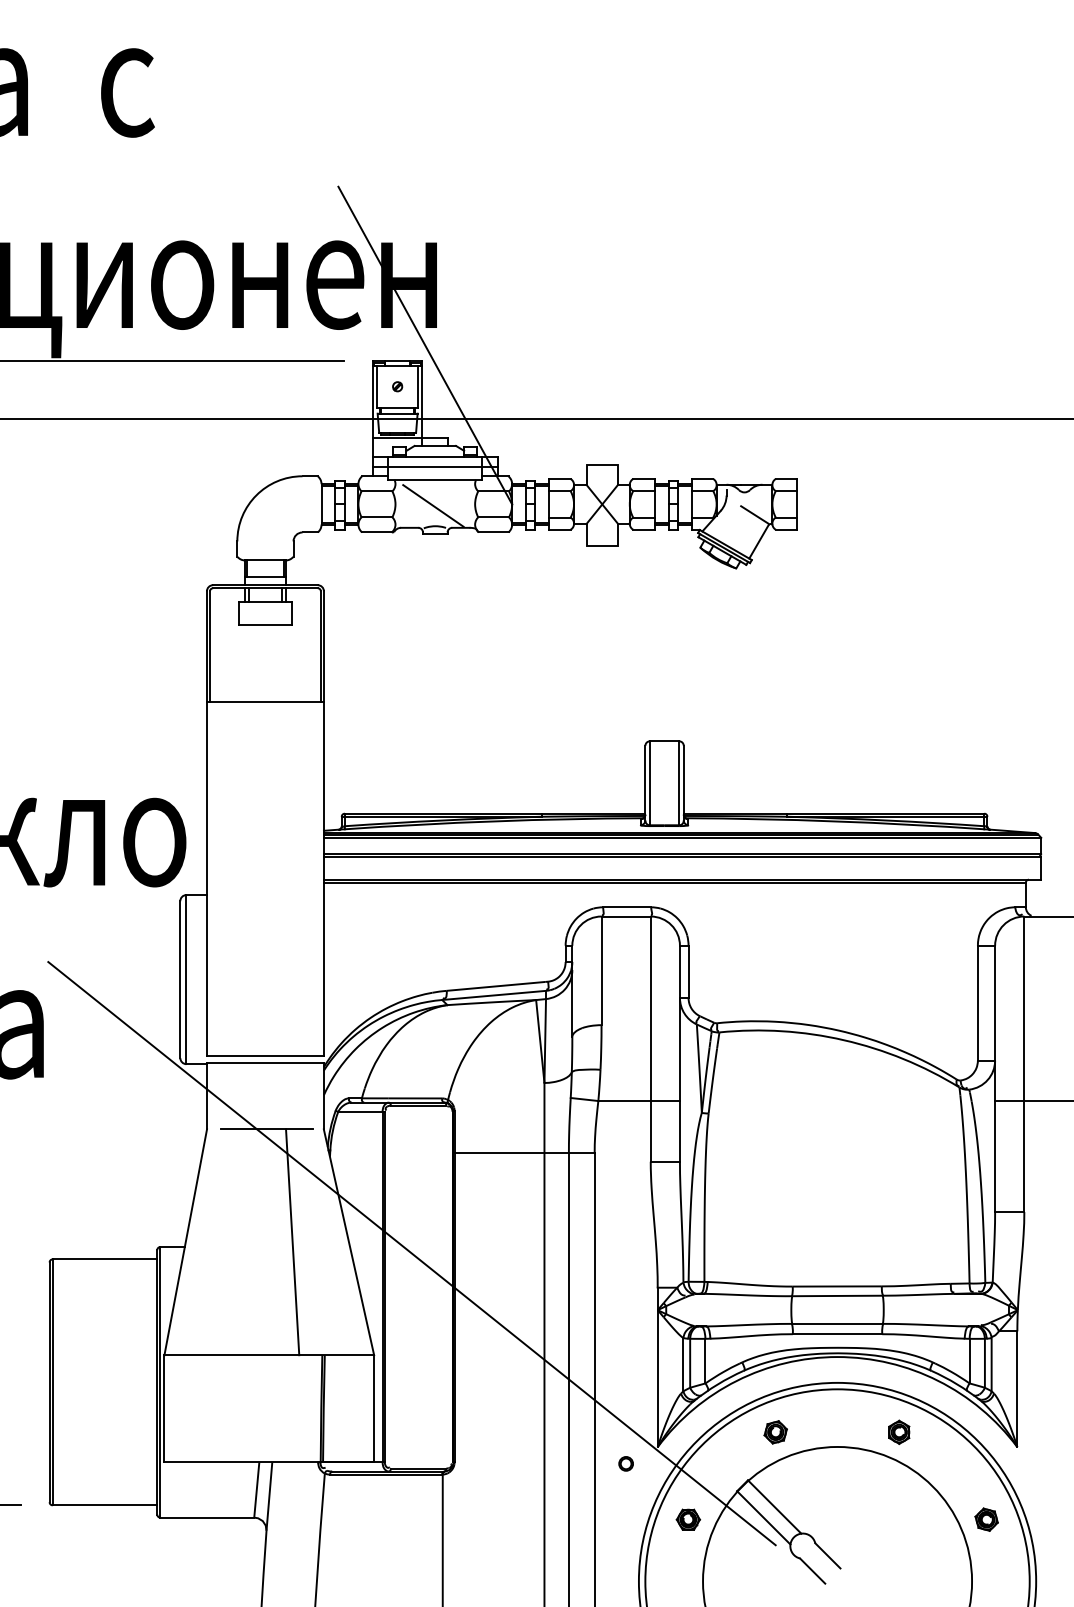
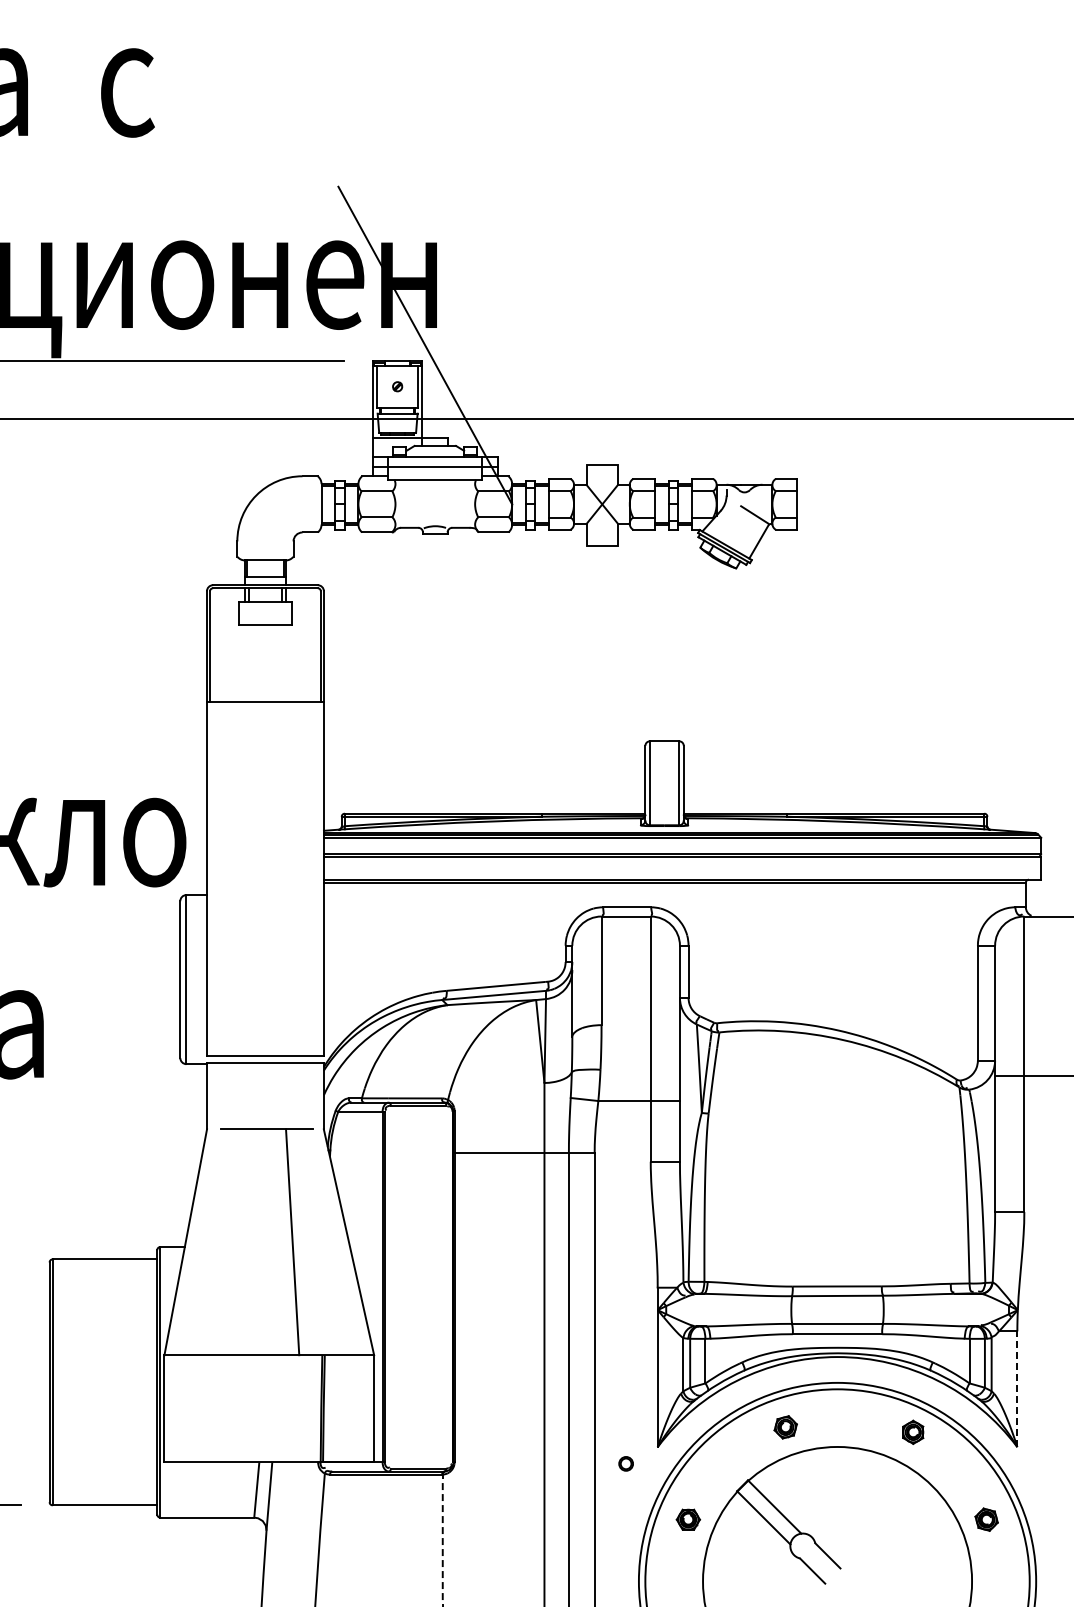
line: present -> none (433, 505)
line position: (1032, 1101) -> (1032, 1076) (1032, 1076)
line: present -> none (411, 1253)
line: solid -> dashed (1017, 1389)
part position: (899, 1431) -> (913, 1431) (913, 1431)
part position: (775, 1432) -> (785, 1427) (785, 1427)
line: solid -> dashed (442, 1540)
